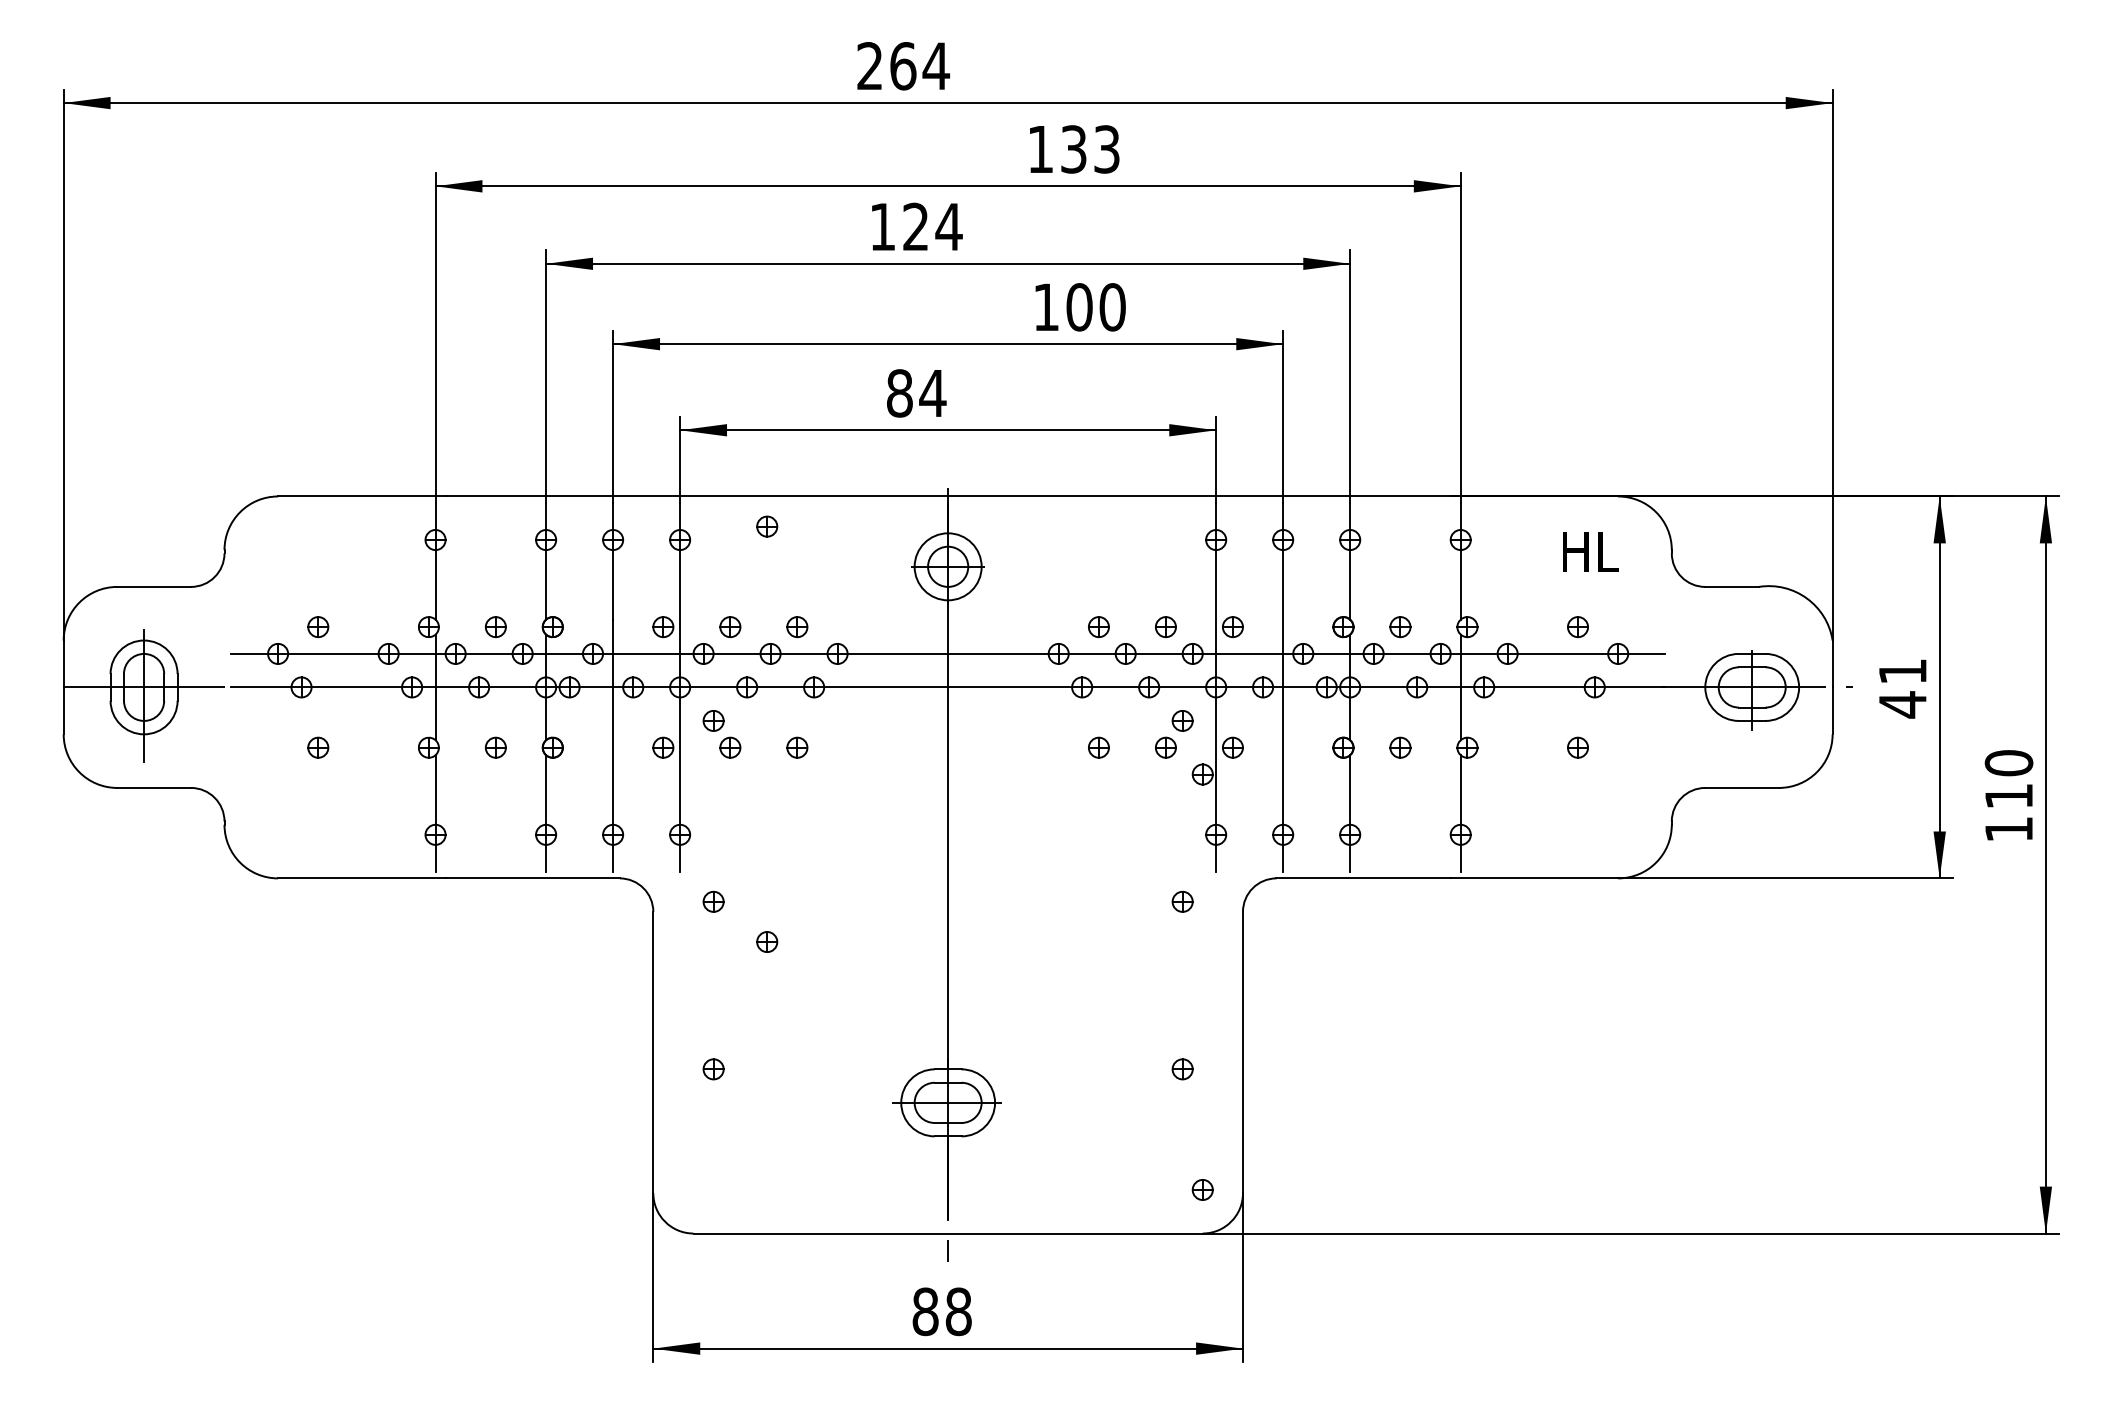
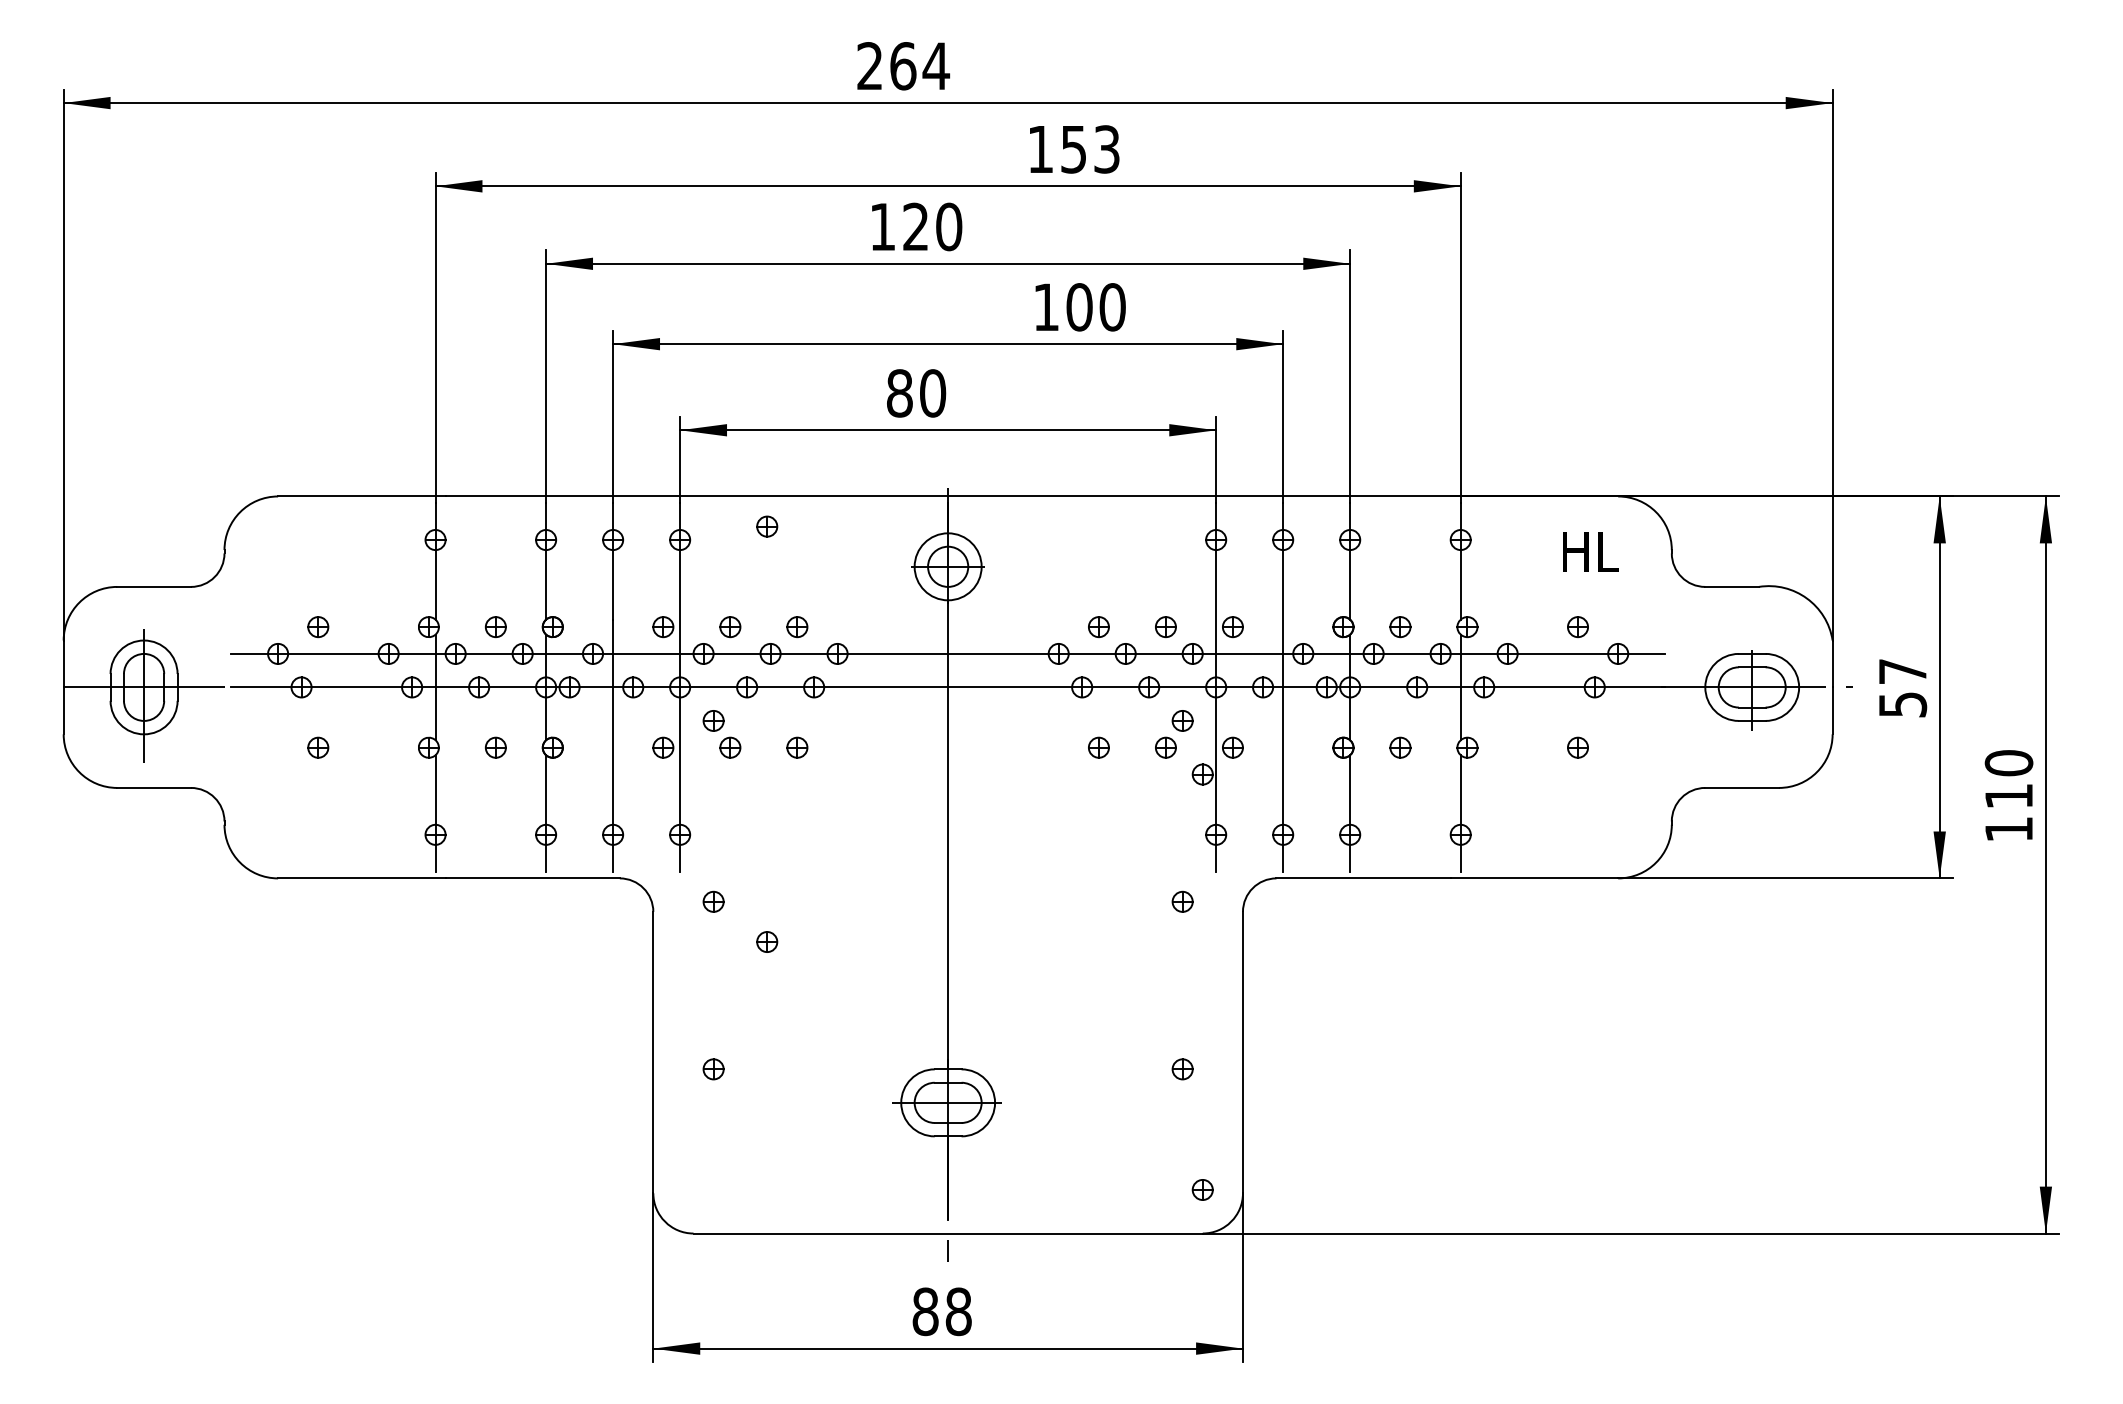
text: 133 -> 153 (1073, 149)
text: 124 -> 120 (948, 226)
text: 84 -> 80 (932, 393)
text: 41 -> 57 (1903, 688)
